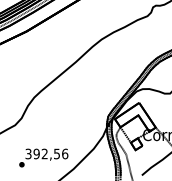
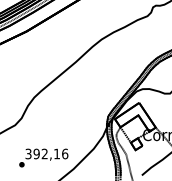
text: 392,56 -> 392,16 (56, 153)
